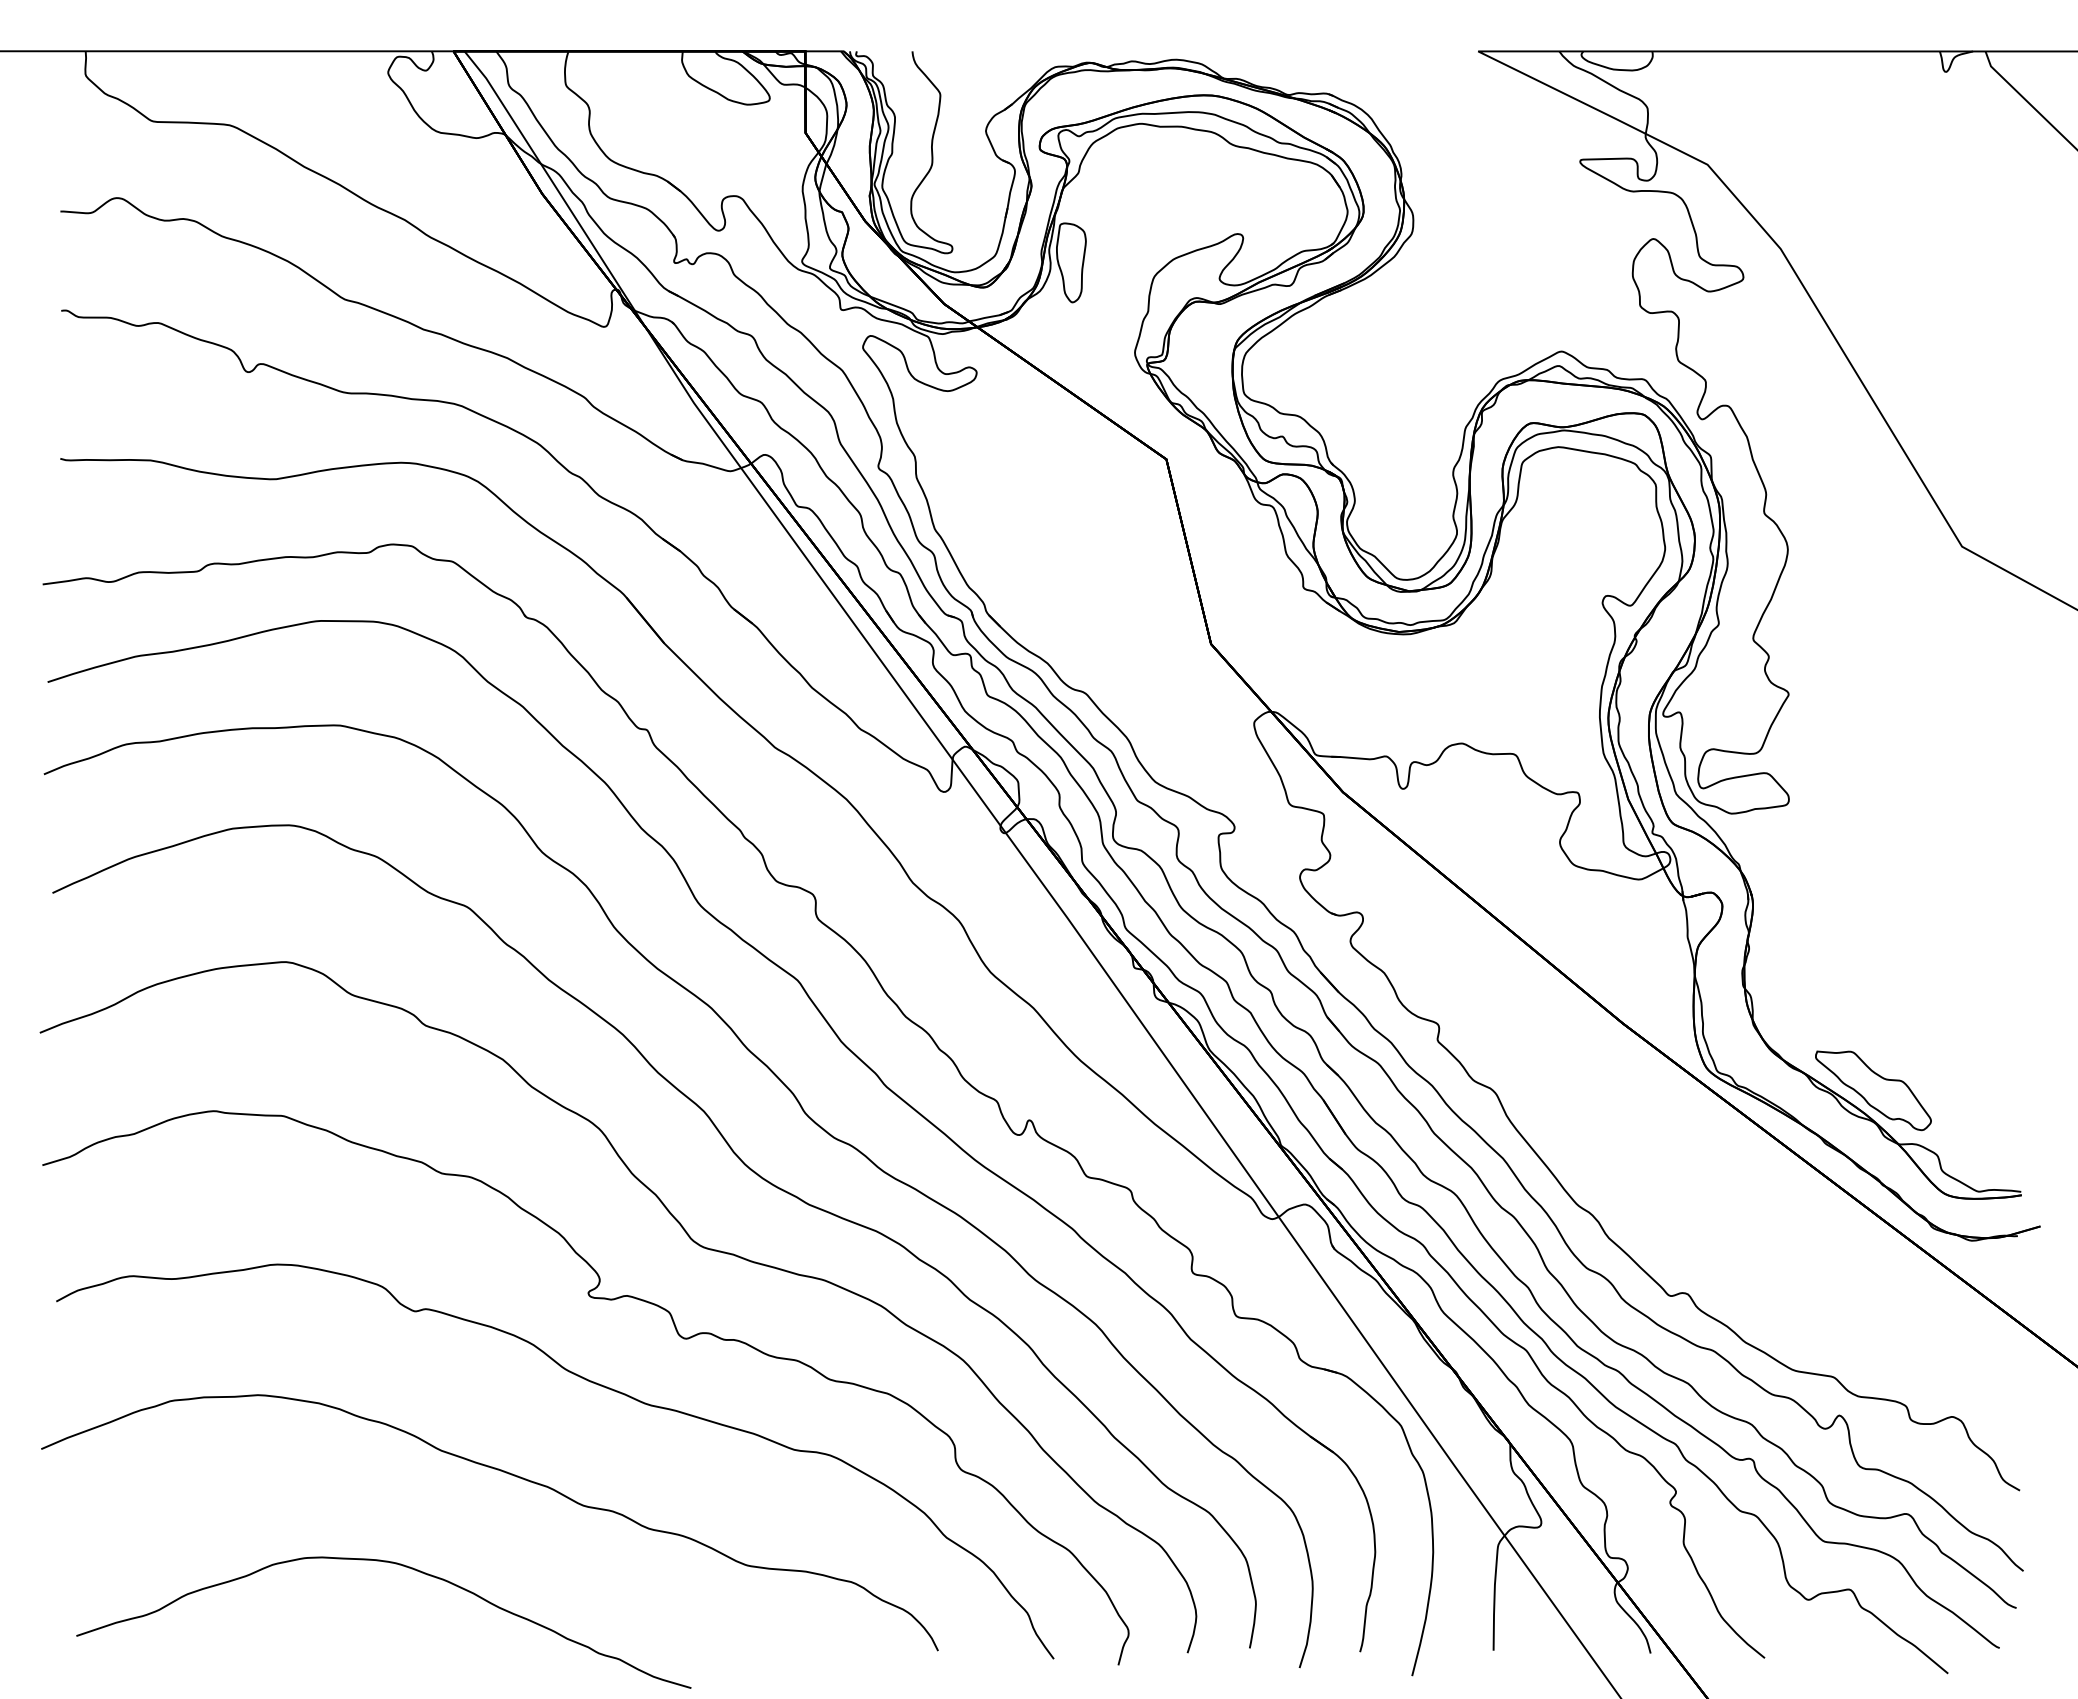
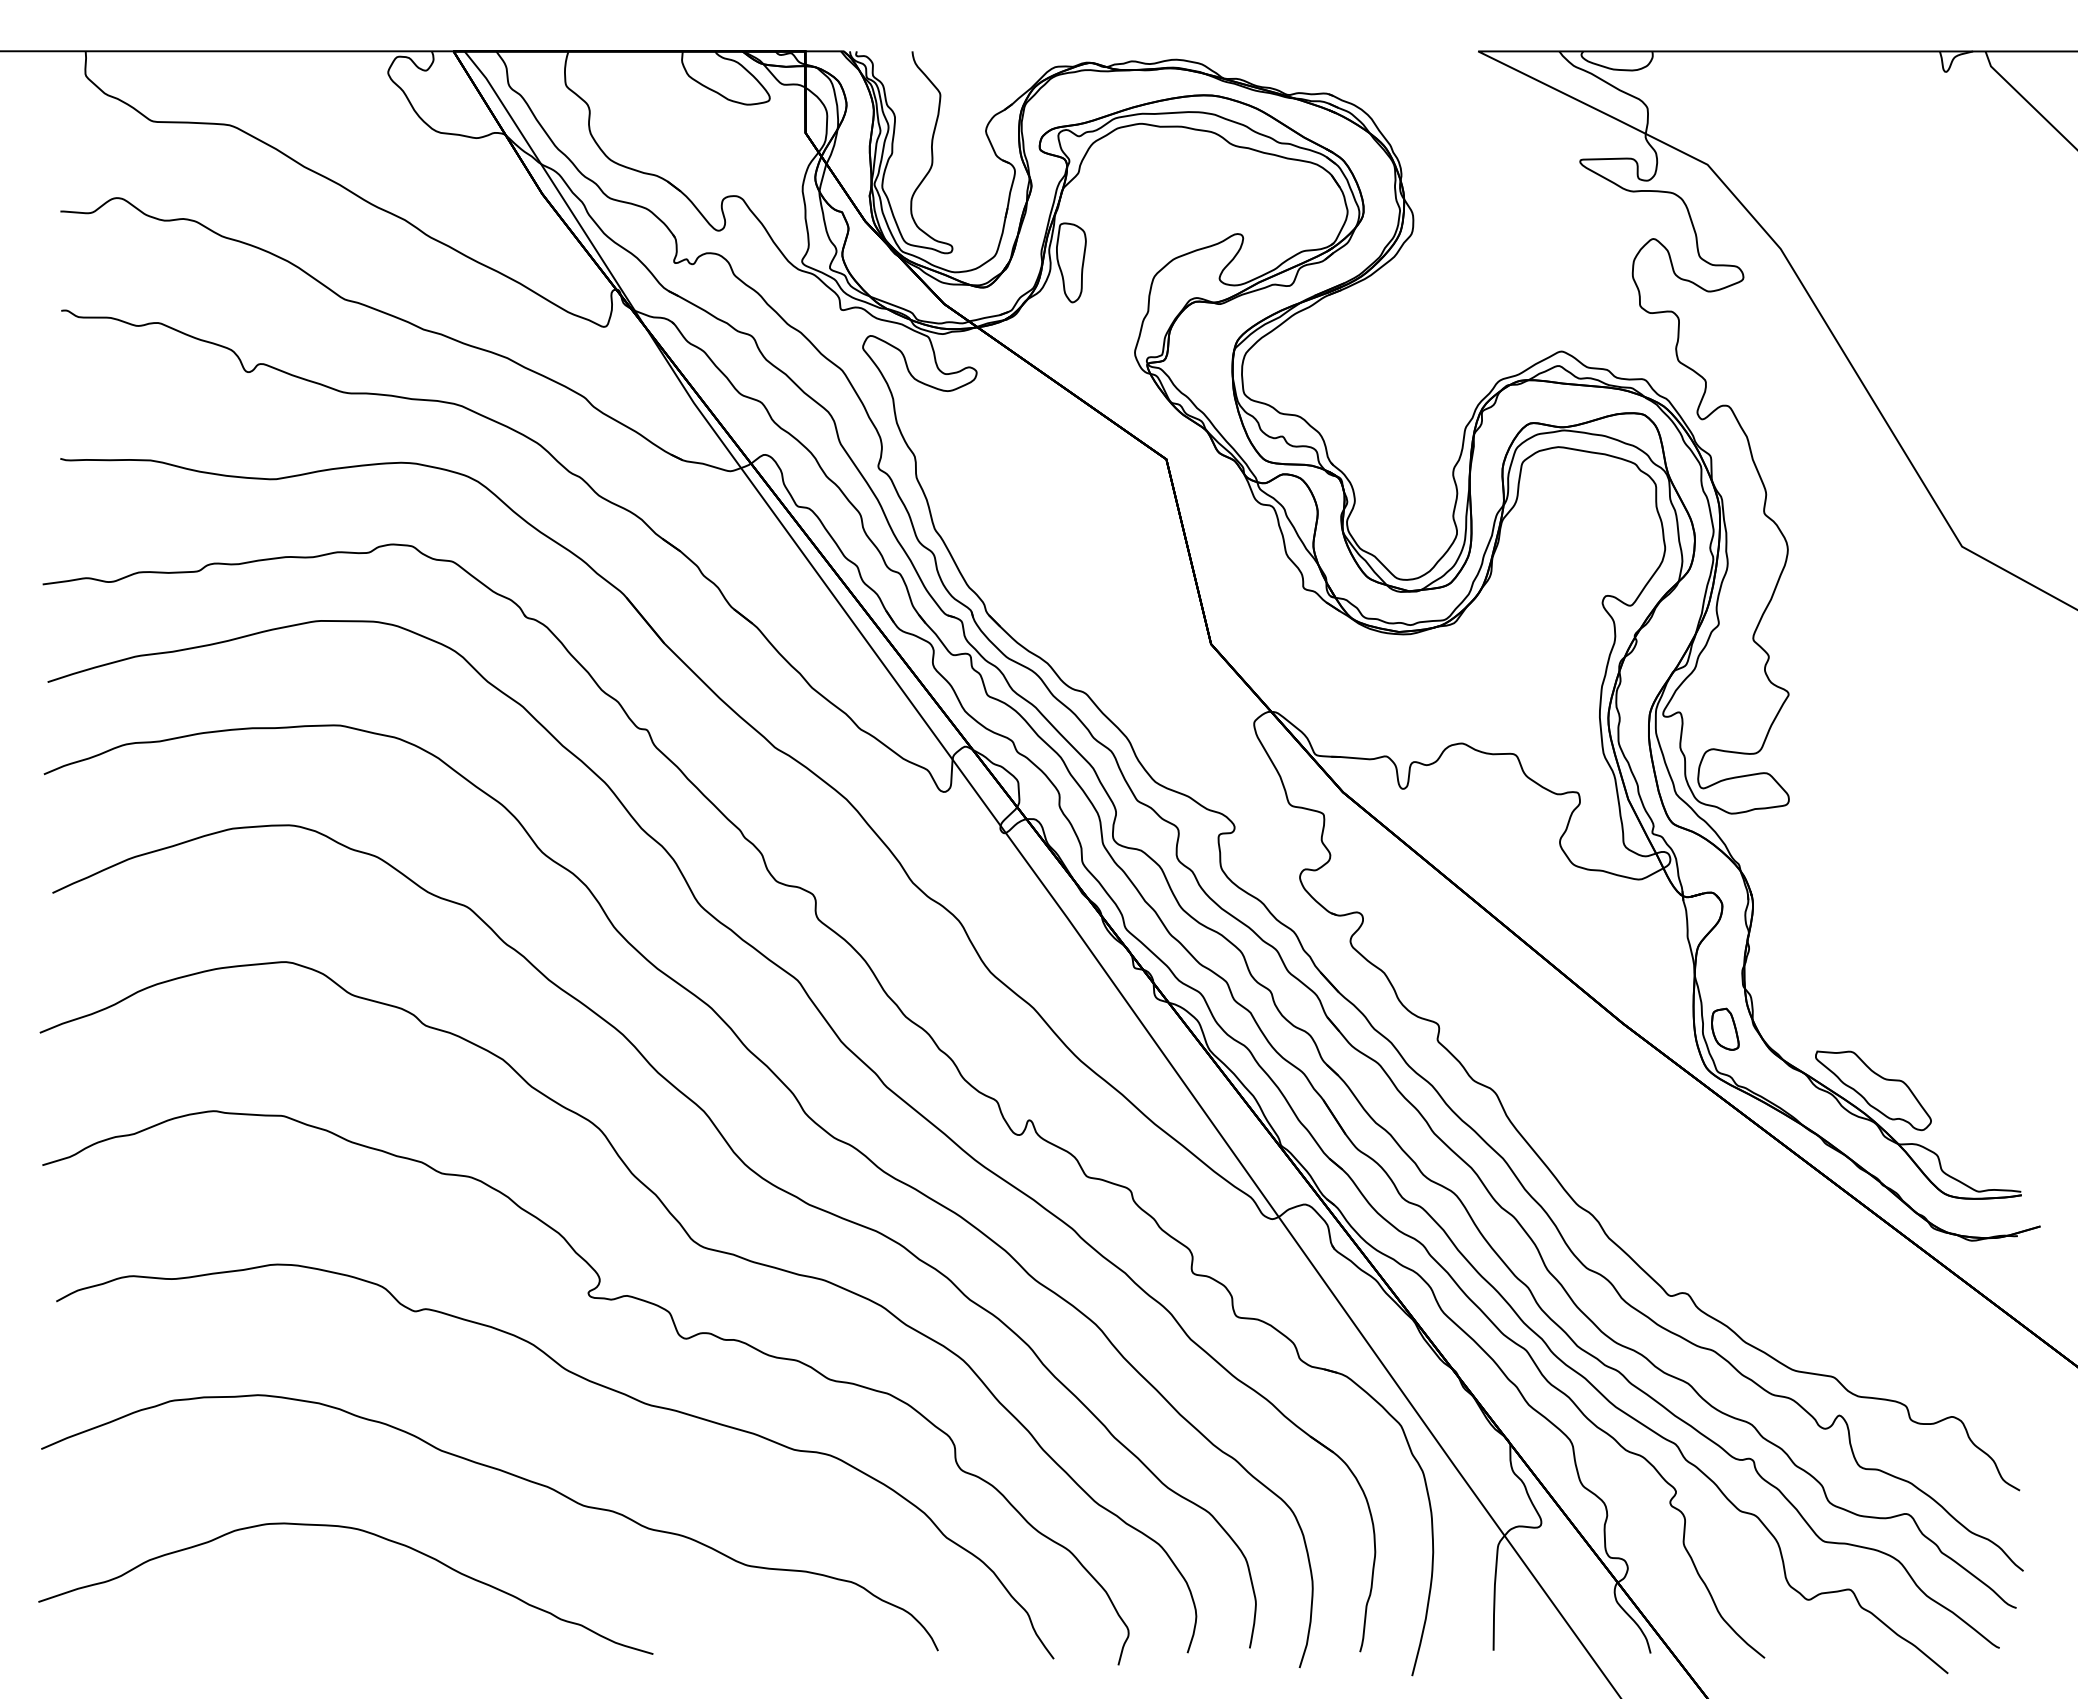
part: none -> present (1725, 1028)
curve position: (402, 1566) -> (364, 1532) (364, 1532)
